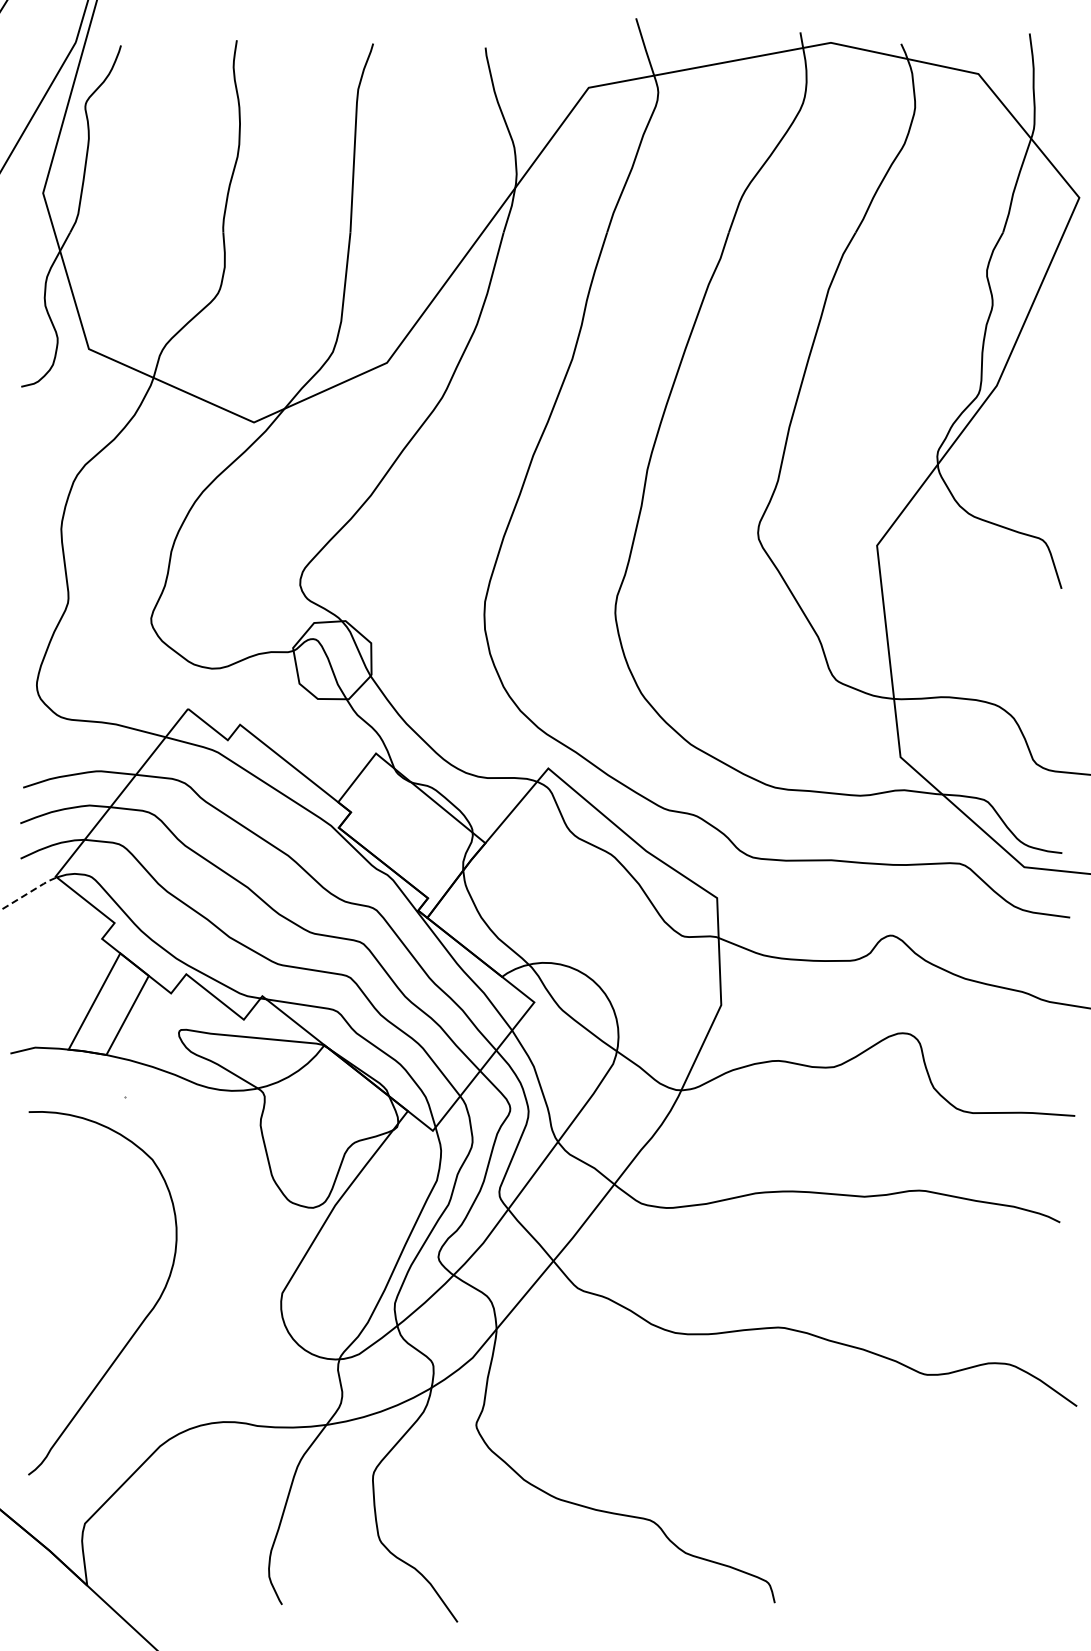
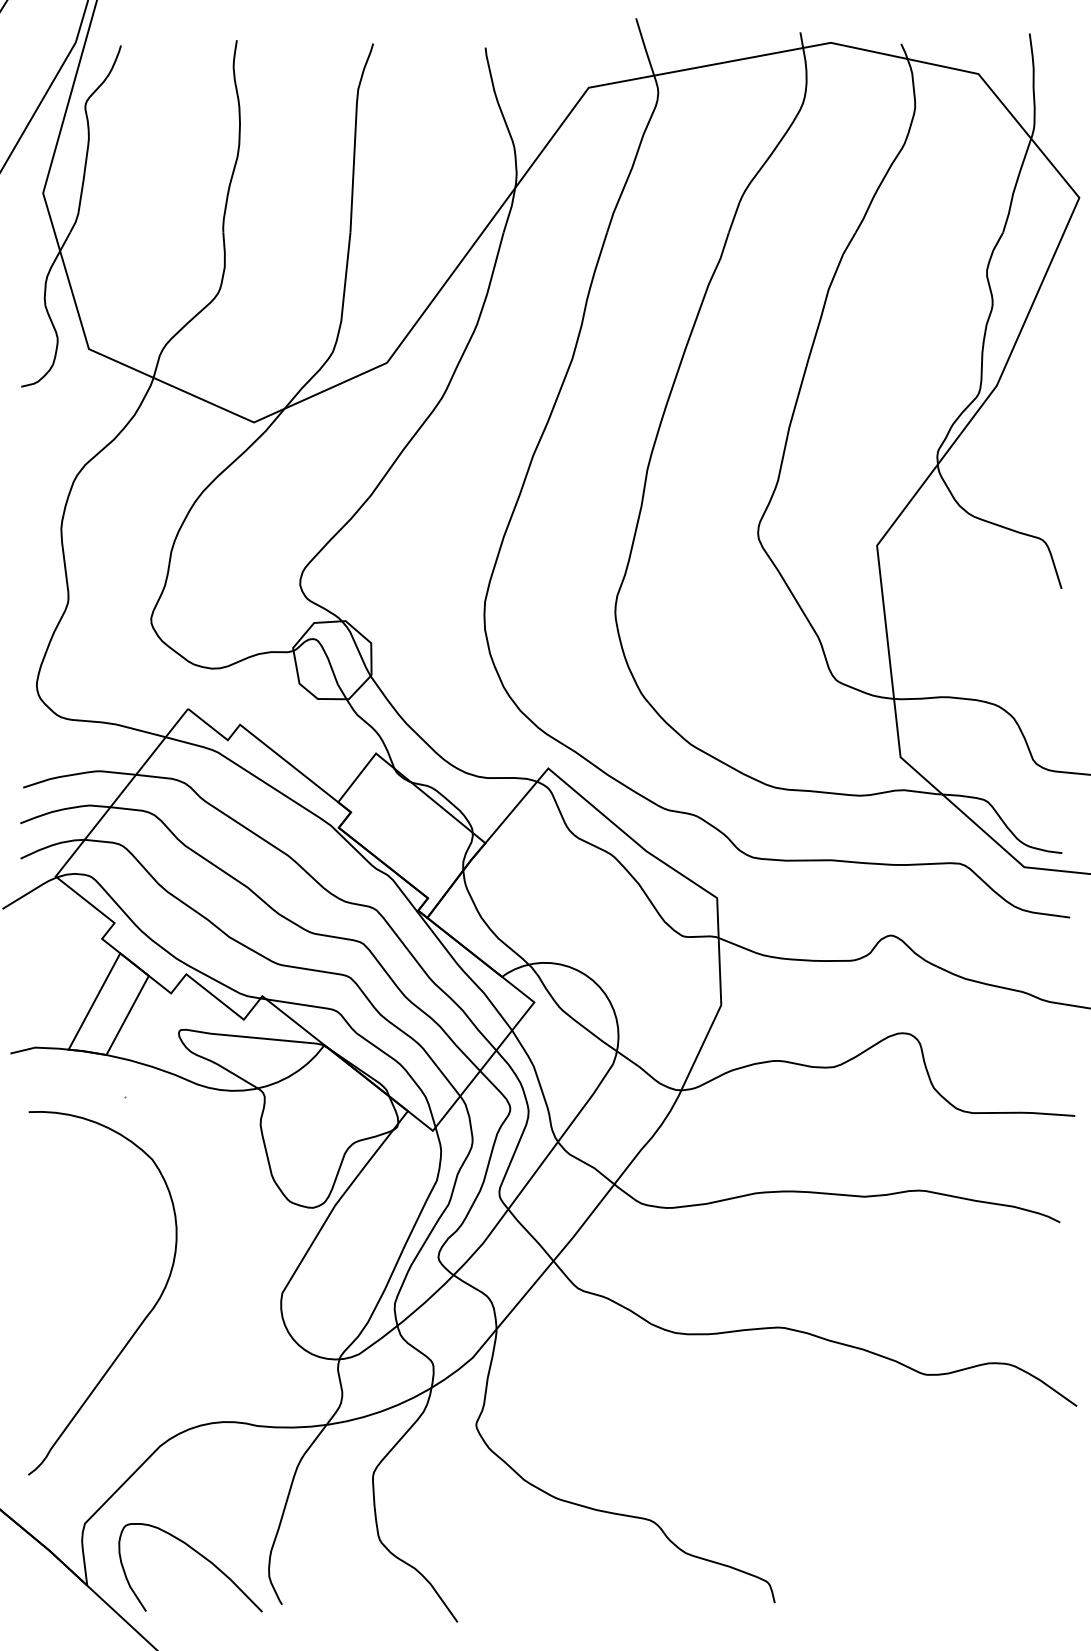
line: dashed -> solid (31, 891)
curve: none -> present (198, 1554)
